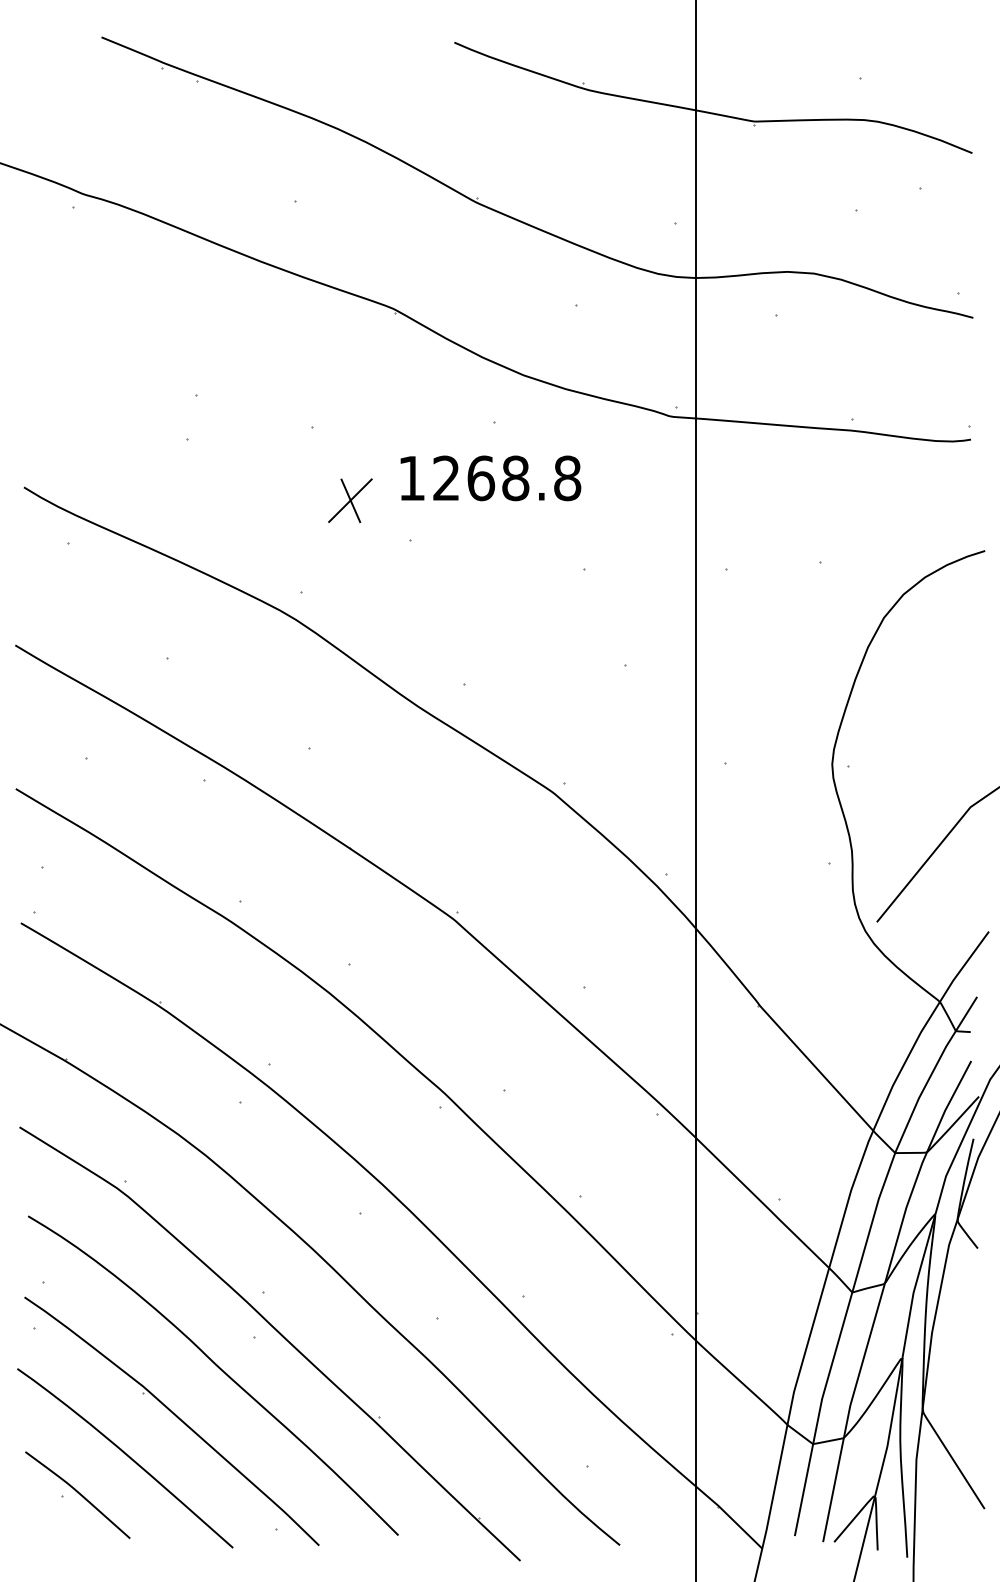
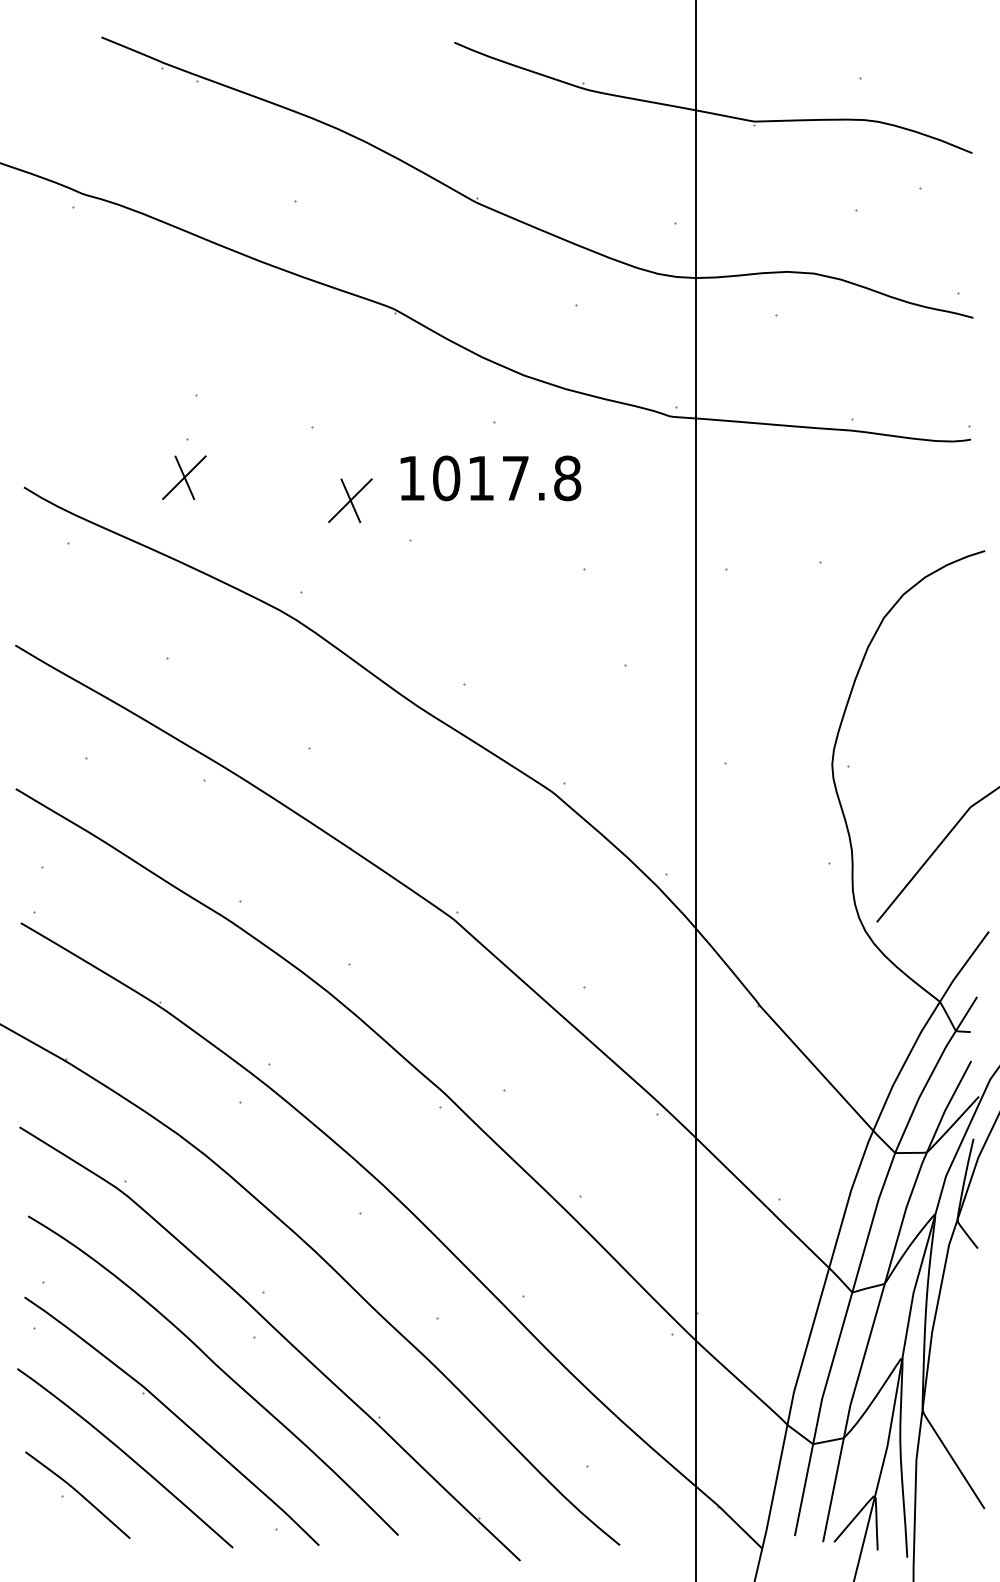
part: none -> present (184, 477)
text: 1268.8 -> 1017.8 (481, 478)
